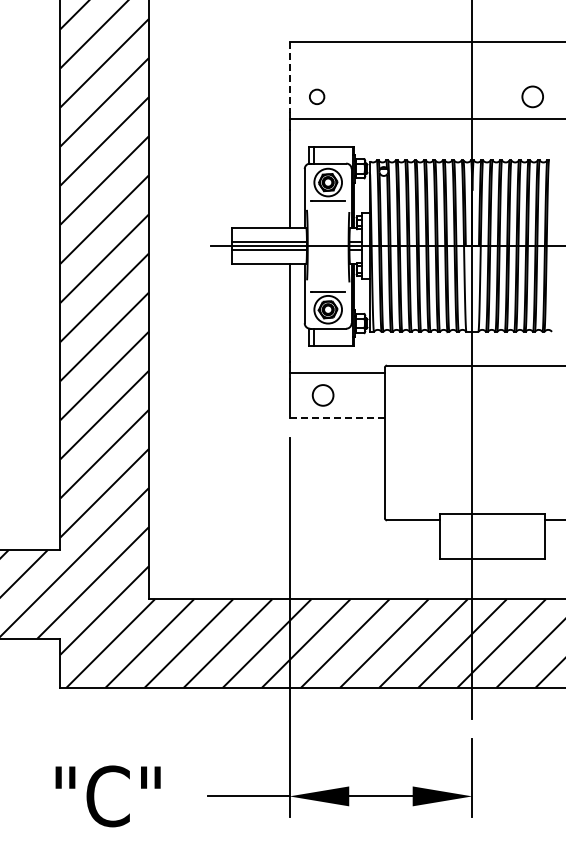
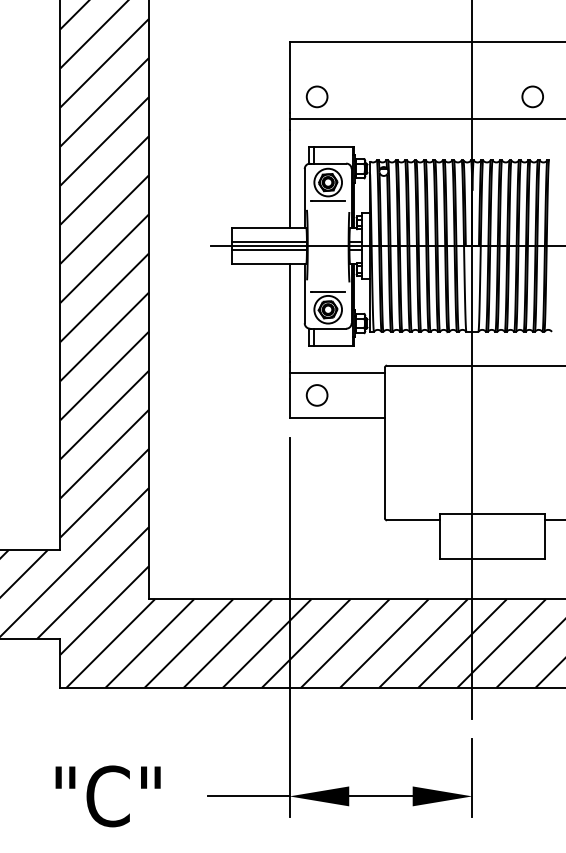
line: dashed -> solid (289, 77)
circle size: 17x17 px -> 24x24 px (316, 96)
circle position: (322, 395) -> (316, 395) (316, 395)
line: dashed -> solid (337, 417)
